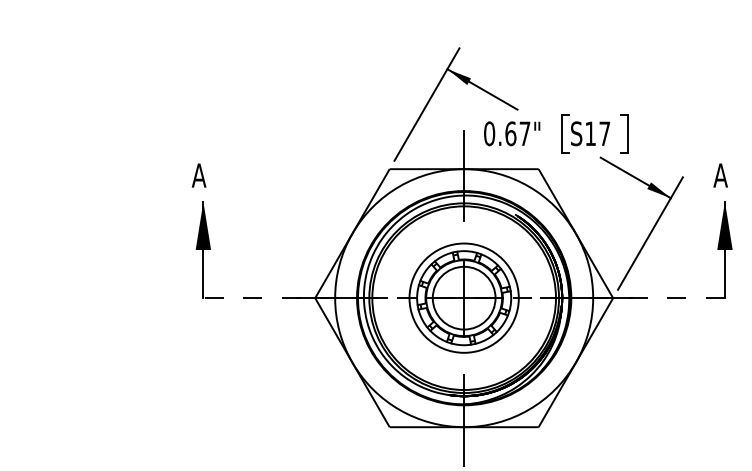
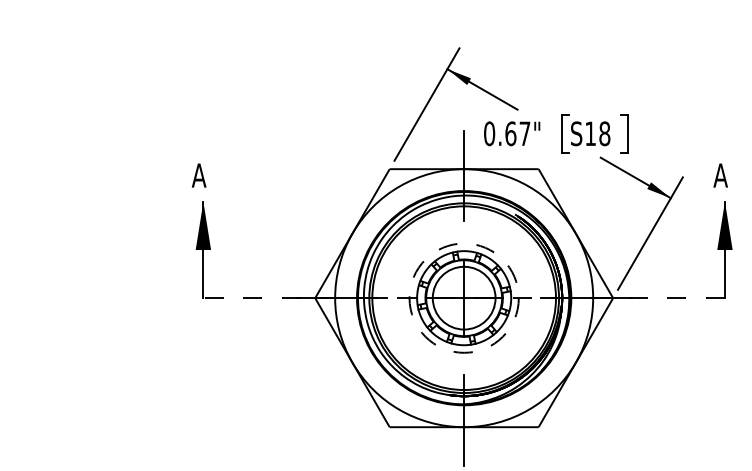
text: S17 -> S18 (604, 133)
circle: solid -> dashed (463, 297)
